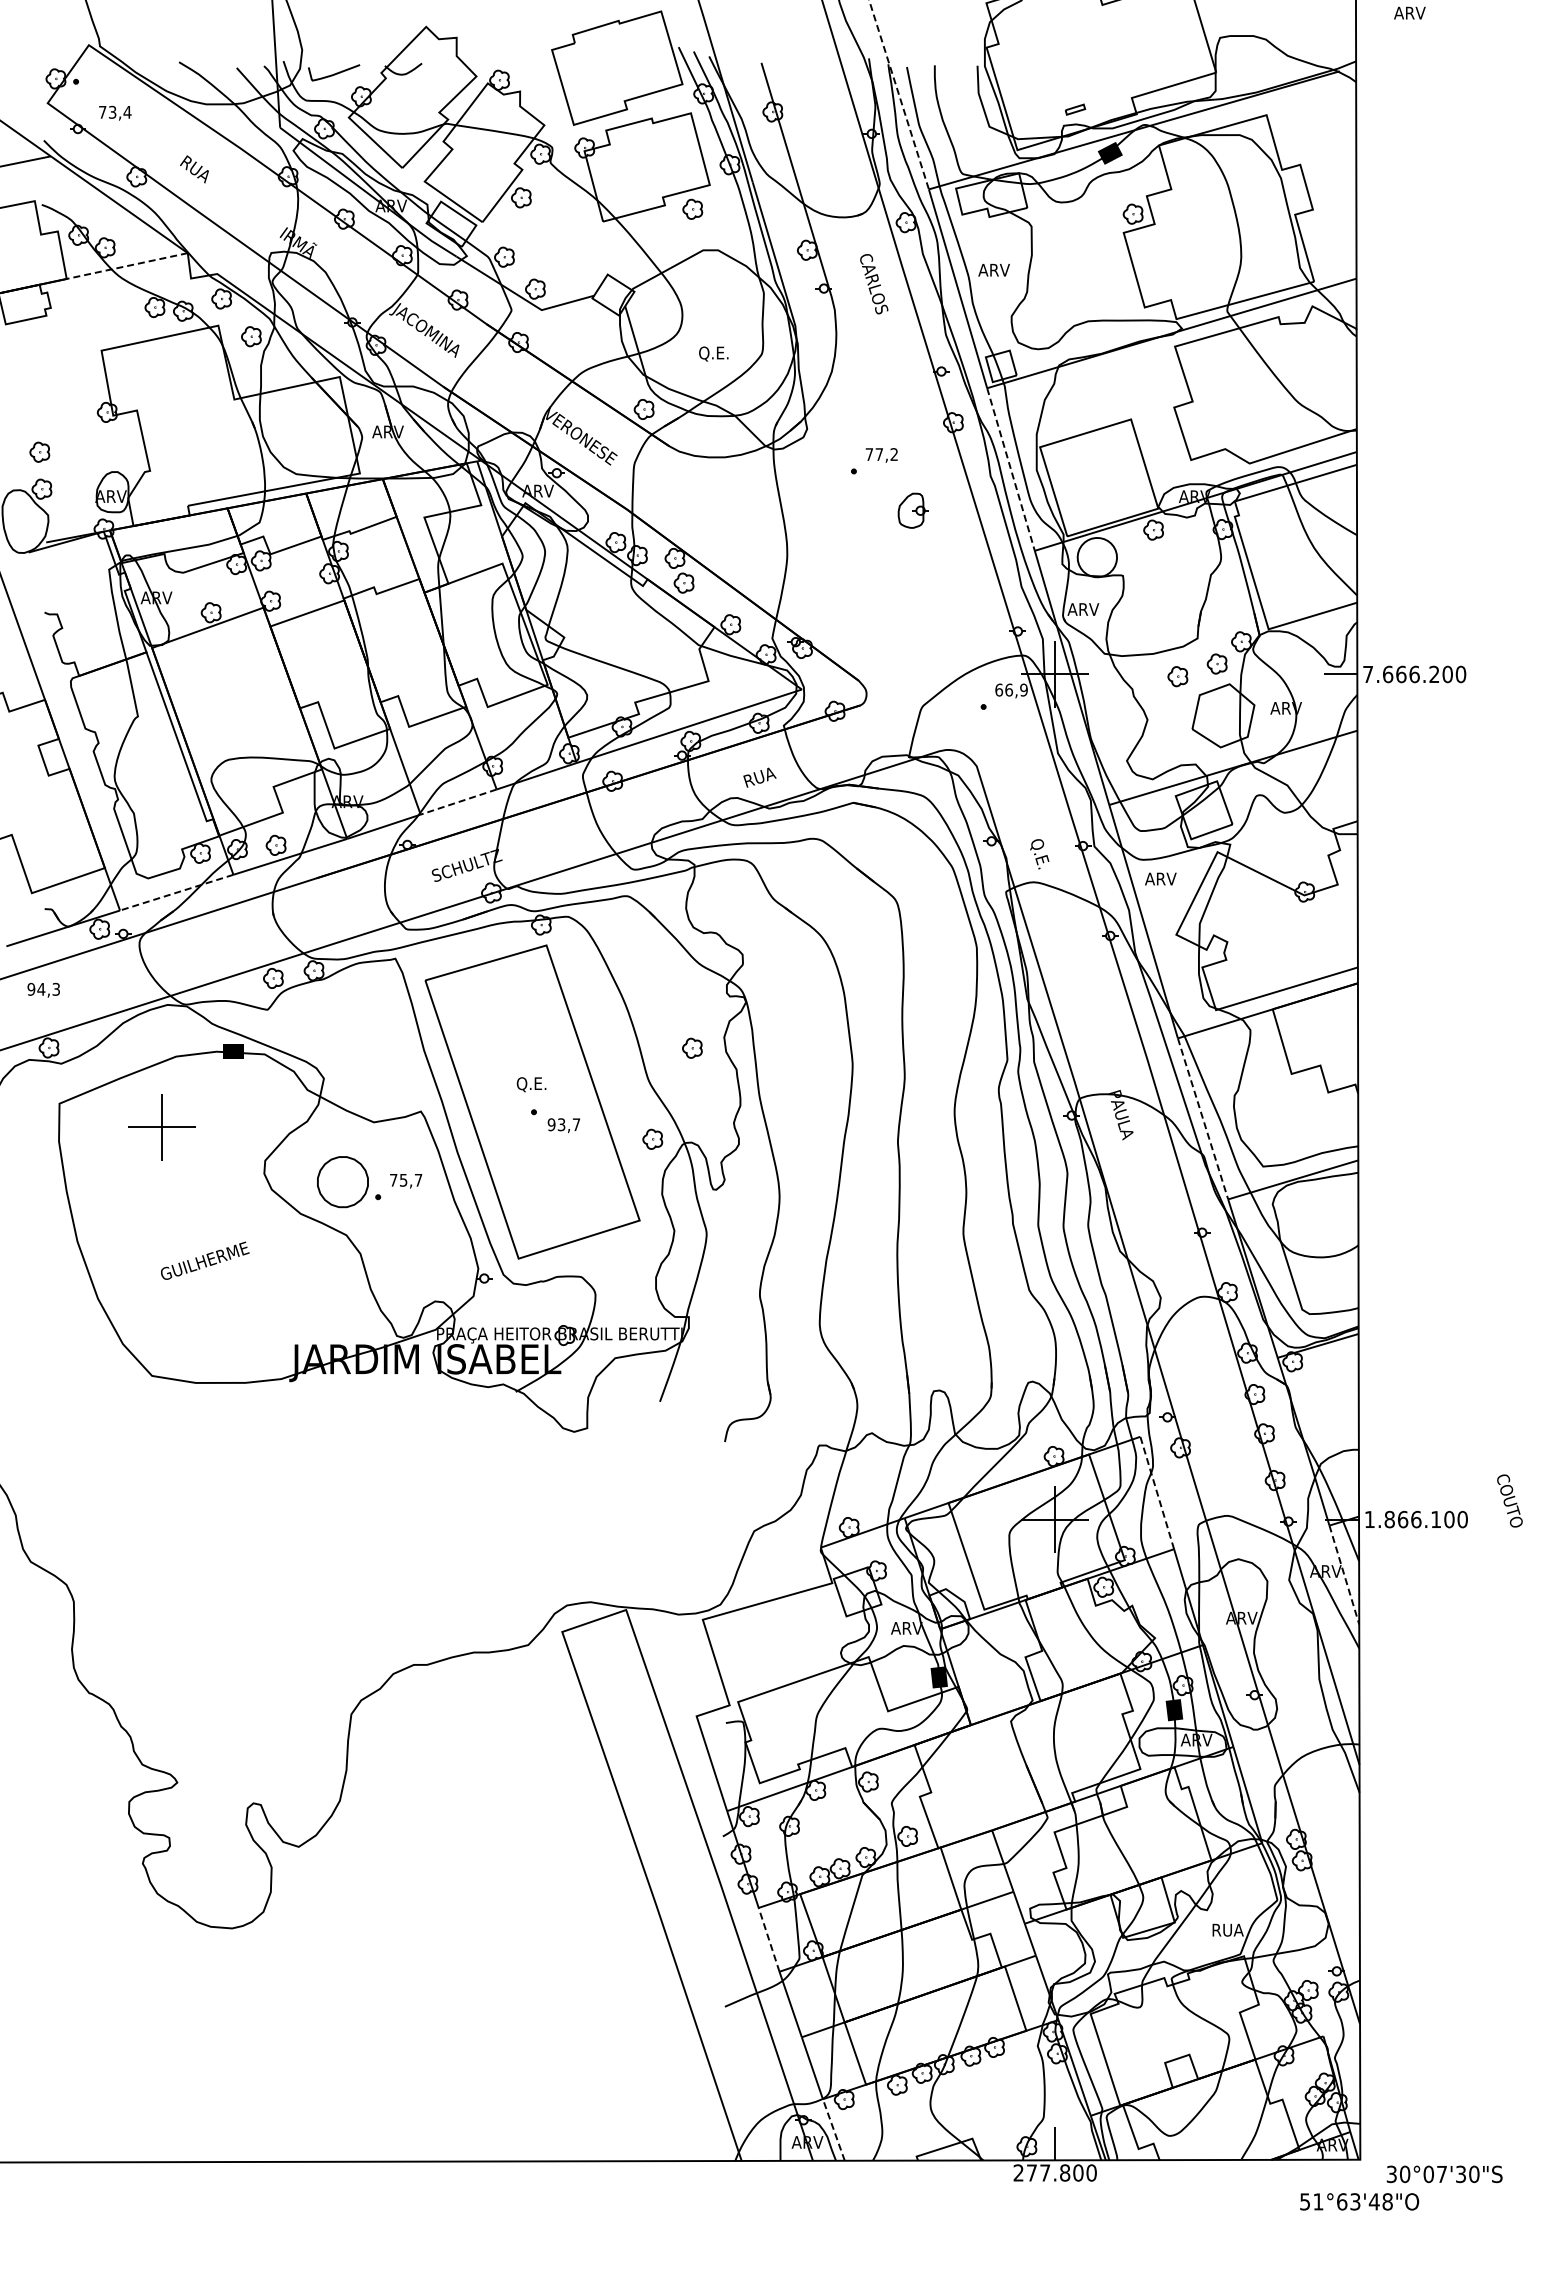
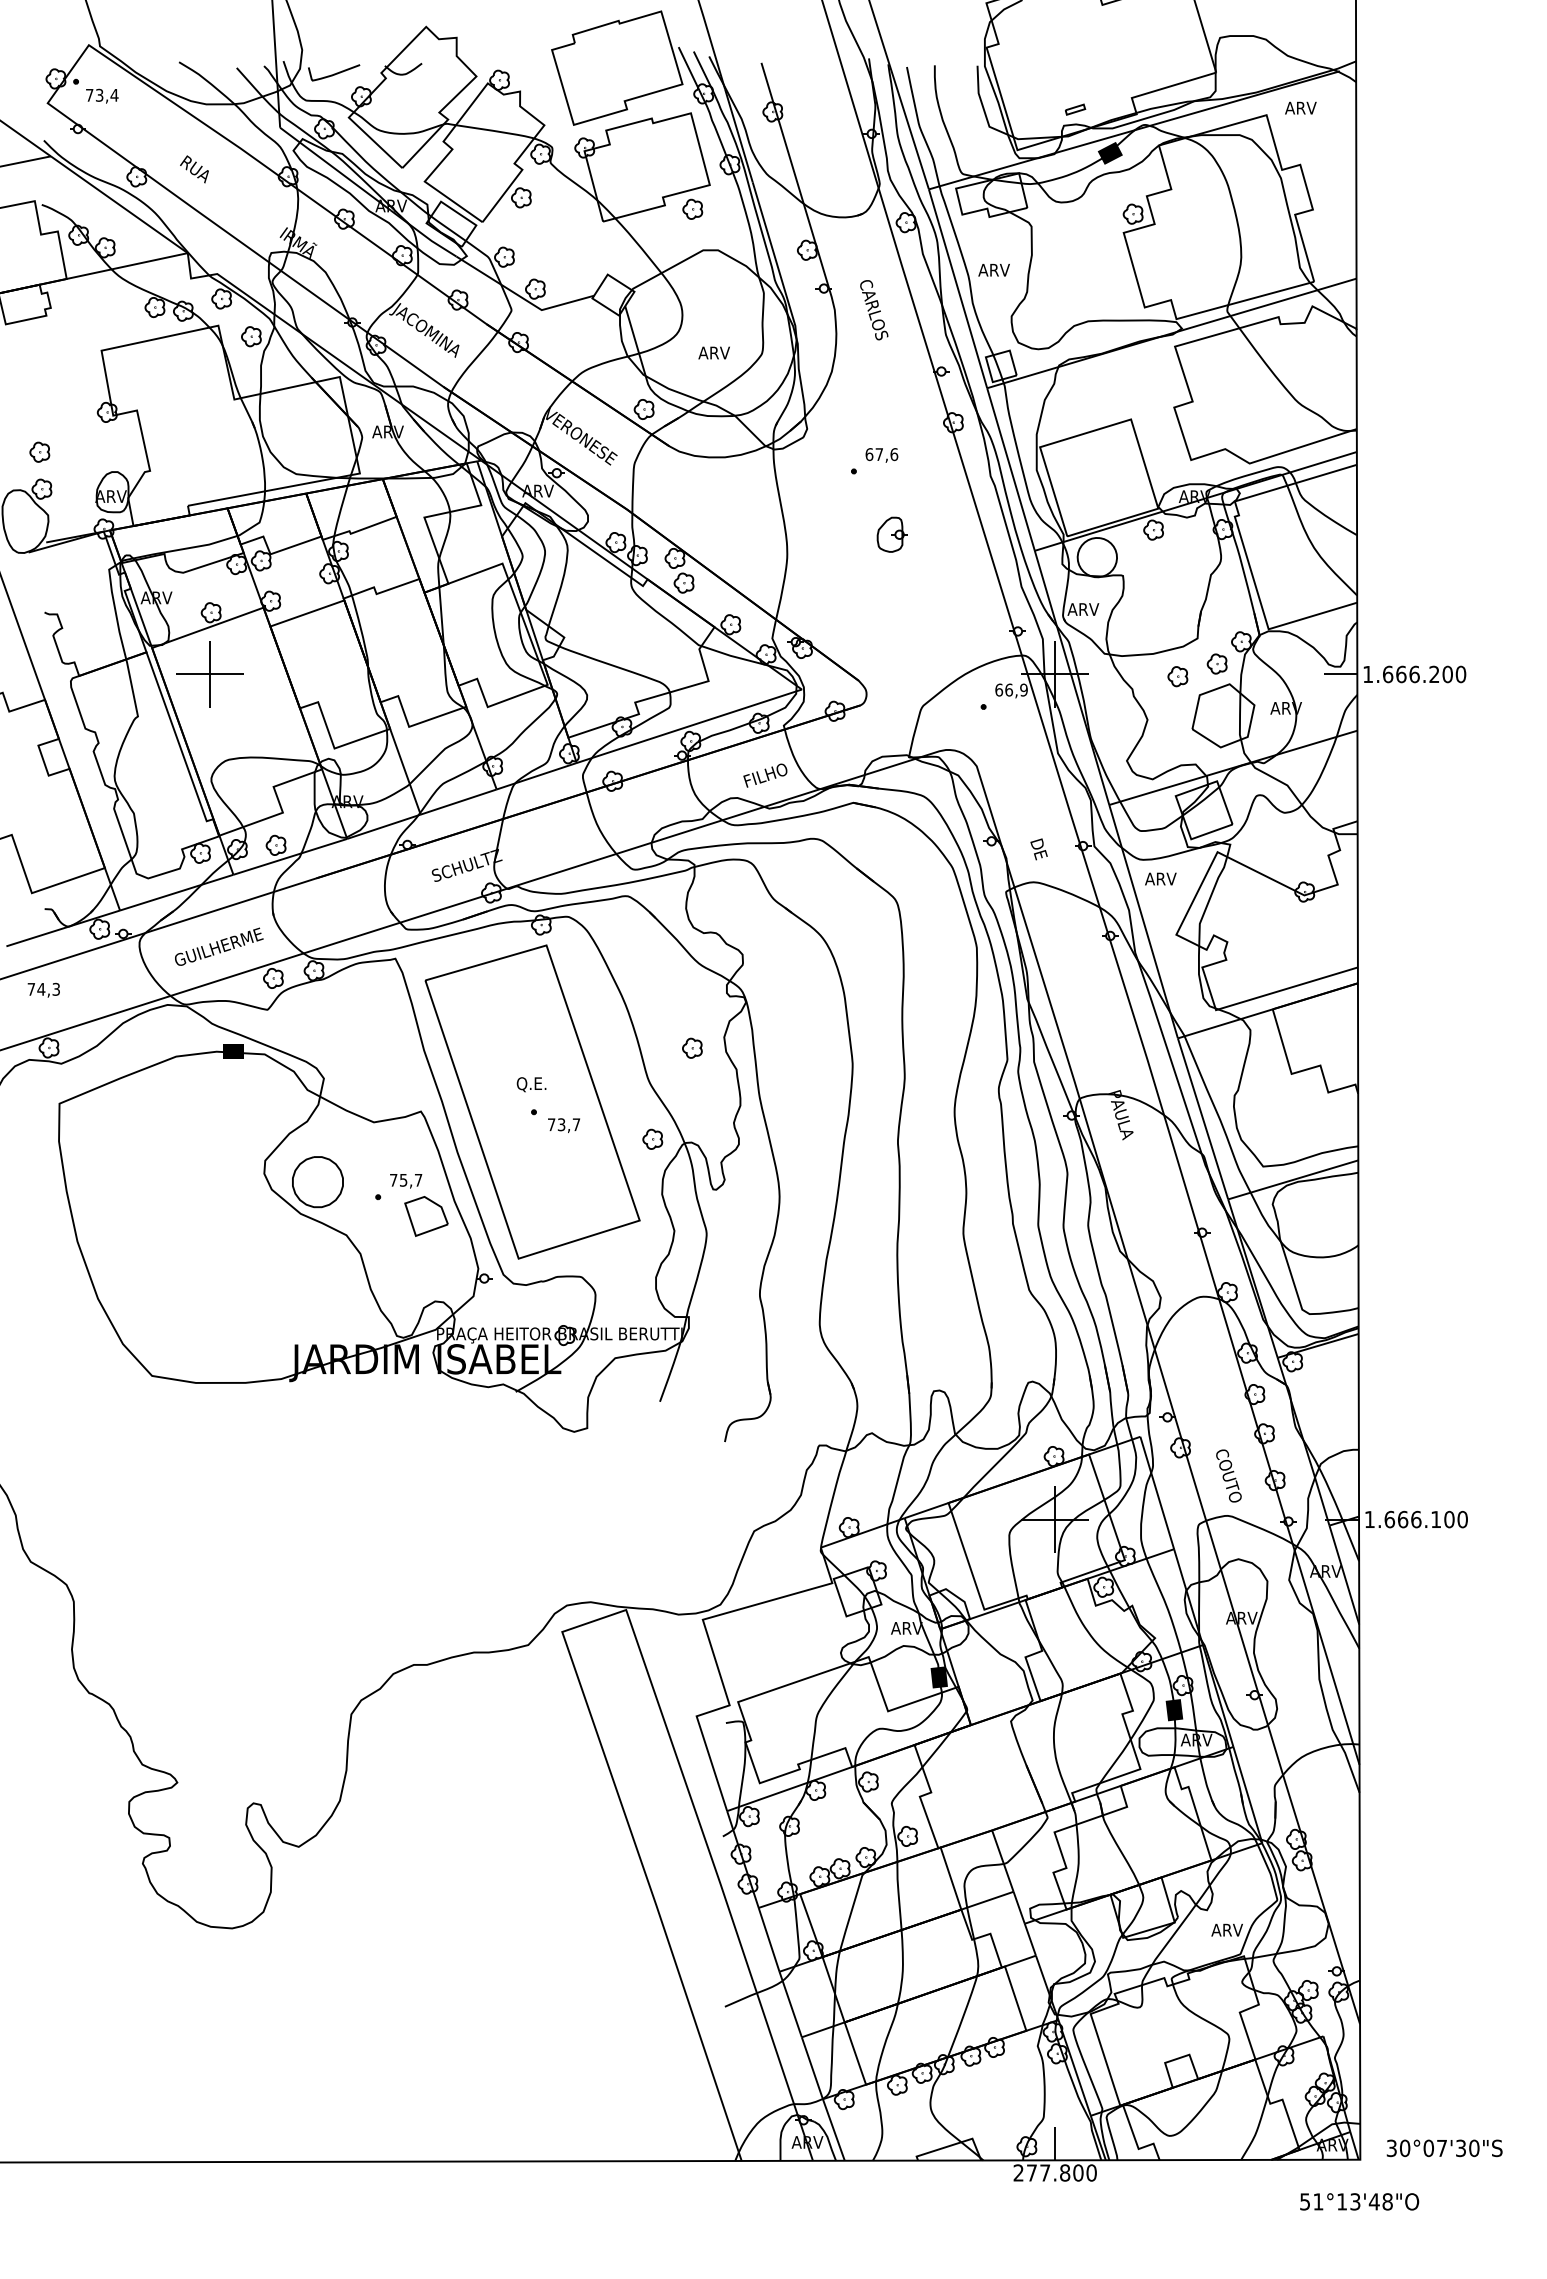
text position: (1409, 12) -> (1300, 107) (1300, 107)
line: dashed -> solid (899, 95)
text position: (115, 112) -> (102, 95) (102, 95)
line: dashed -> solid (127, 266)
text position: (874, 284) -> (874, 310) (874, 310)
text: Q.E. -> ARV (713, 353)
text: 77,2 -> 67,6 (881, 454)
line: dashed -> solid (1011, 469)
part position: (912, 510) -> (891, 534) (891, 534)
text: 7.666.200 -> 1.666.200 (1367, 674)
text: RUA -> FILHO (766, 774)
line: dashed -> solid (458, 802)
text: Q.E. -> DE (1039, 853)
line: dashed -> solid (176, 892)
text: 94,3 -> 74,3 (31, 988)
line: dashed -> solid (1203, 1119)
text: 93,7 -> 73,7 (551, 1124)
part position: (161, 1127) -> (209, 674) (209, 674)
part position: (342, 1182) -> (317, 1182) (317, 1182)
part: none -> present (426, 1216)
text position: (205, 1260) -> (219, 946) (219, 946)
line: dashed -> solid (1157, 1492)
text position: (1509, 1500) -> (1228, 1475) (1228, 1475)
text: 1.866.100 -> 1.666.100 (1389, 1519)
line: dashed -> solid (1344, 1575)
text: RUA -> ARV (1227, 1929)
line: dashed -> solid (769, 1939)
line: dashed -> solid (833, 2130)
text position: (1444, 2174) -> (1444, 2148) (1444, 2148)
text: 51°63'48"O -> 51°13'48"O (1342, 2201)
